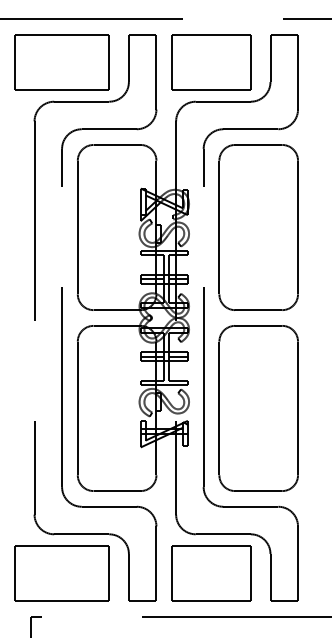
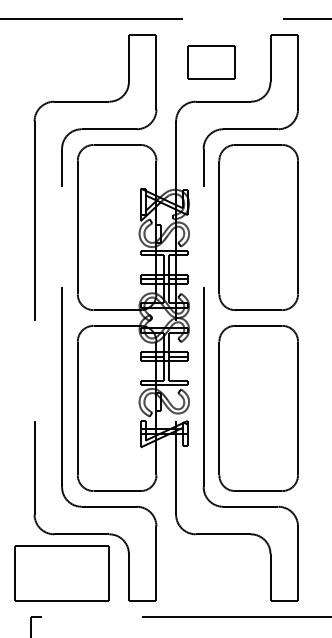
part: present -> none (61, 62)
part size: 81x57 px -> 49x35 px (211, 62)
part: present -> none (211, 573)
